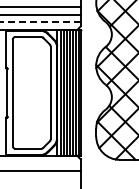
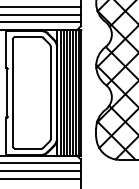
line: dashed -> solid (39, 22)
line: none -> present (41, 163)
line: none -> present (41, 179)
